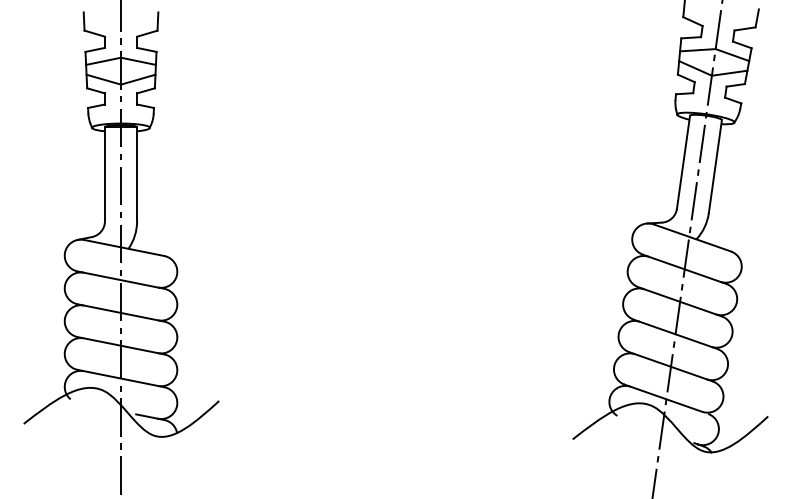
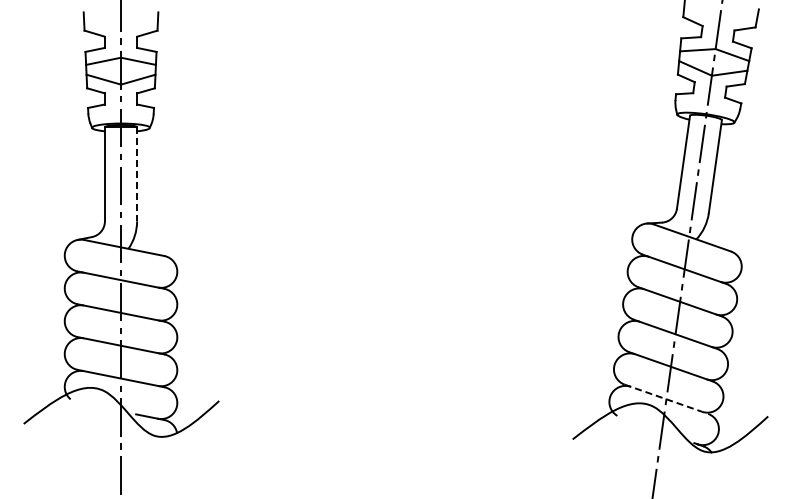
line: solid -> dashed (137, 174)
line: solid -> dashed (663, 398)
